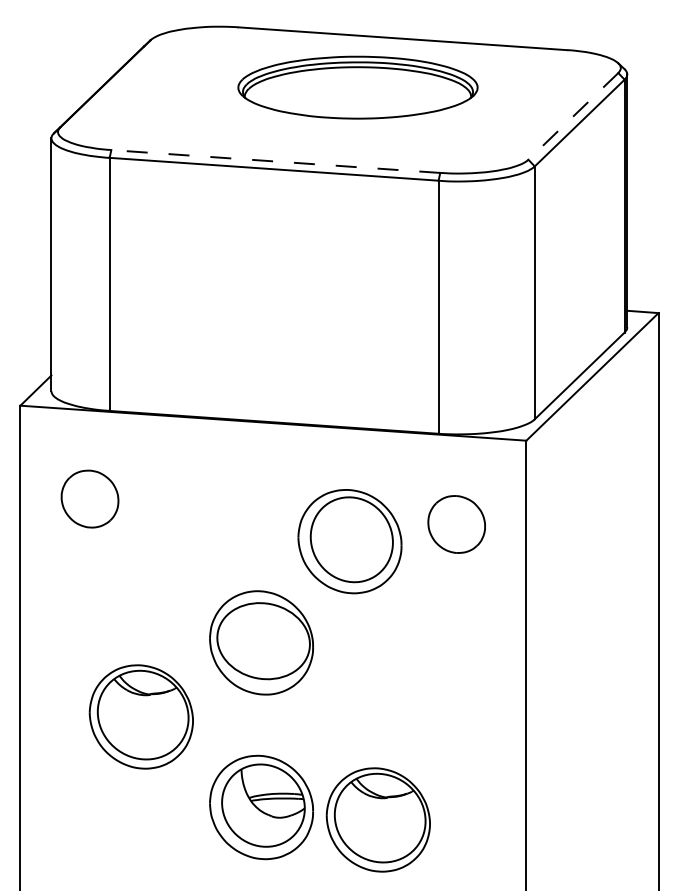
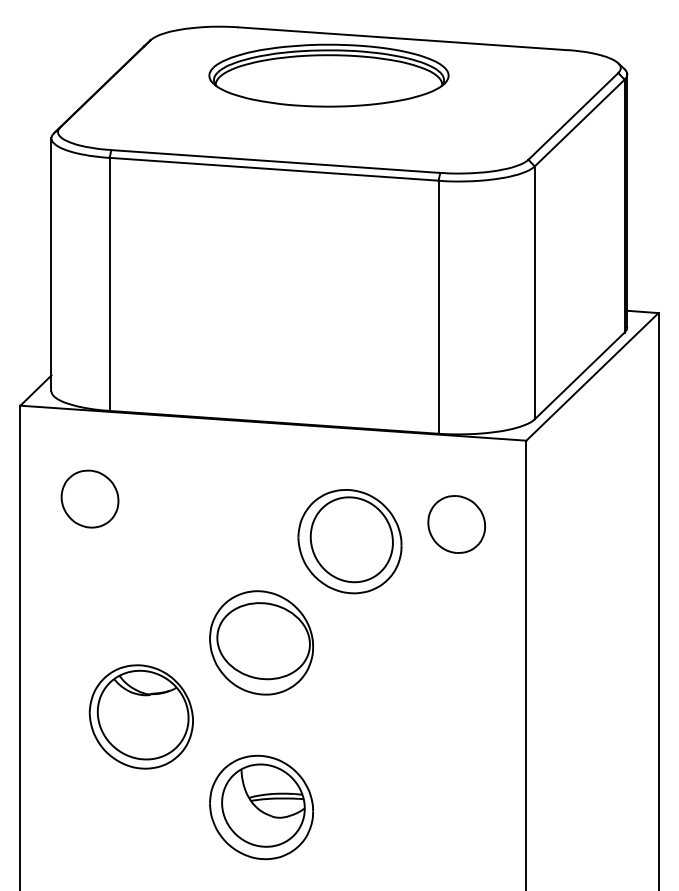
part position: (357, 87) -> (328, 75) (328, 75)
line: dashed -> solid (573, 116)
line: dashed -> solid (275, 161)
part: present -> none (377, 819)
